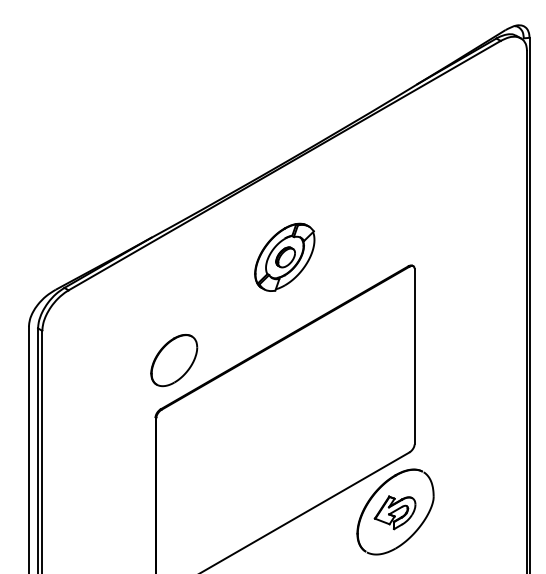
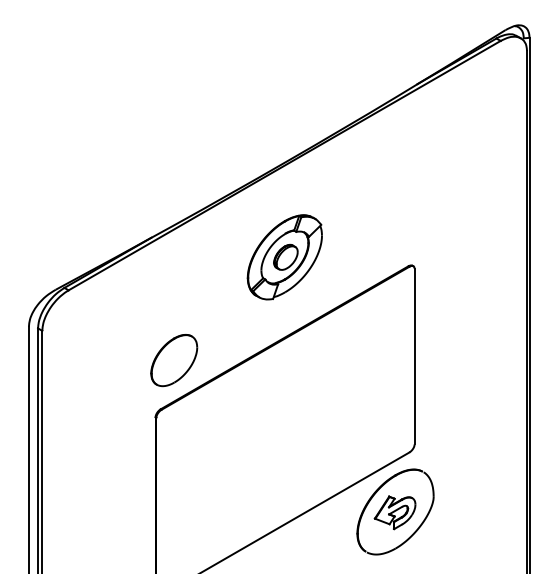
part size: 62x70 px -> 77x87 px (284, 257)
